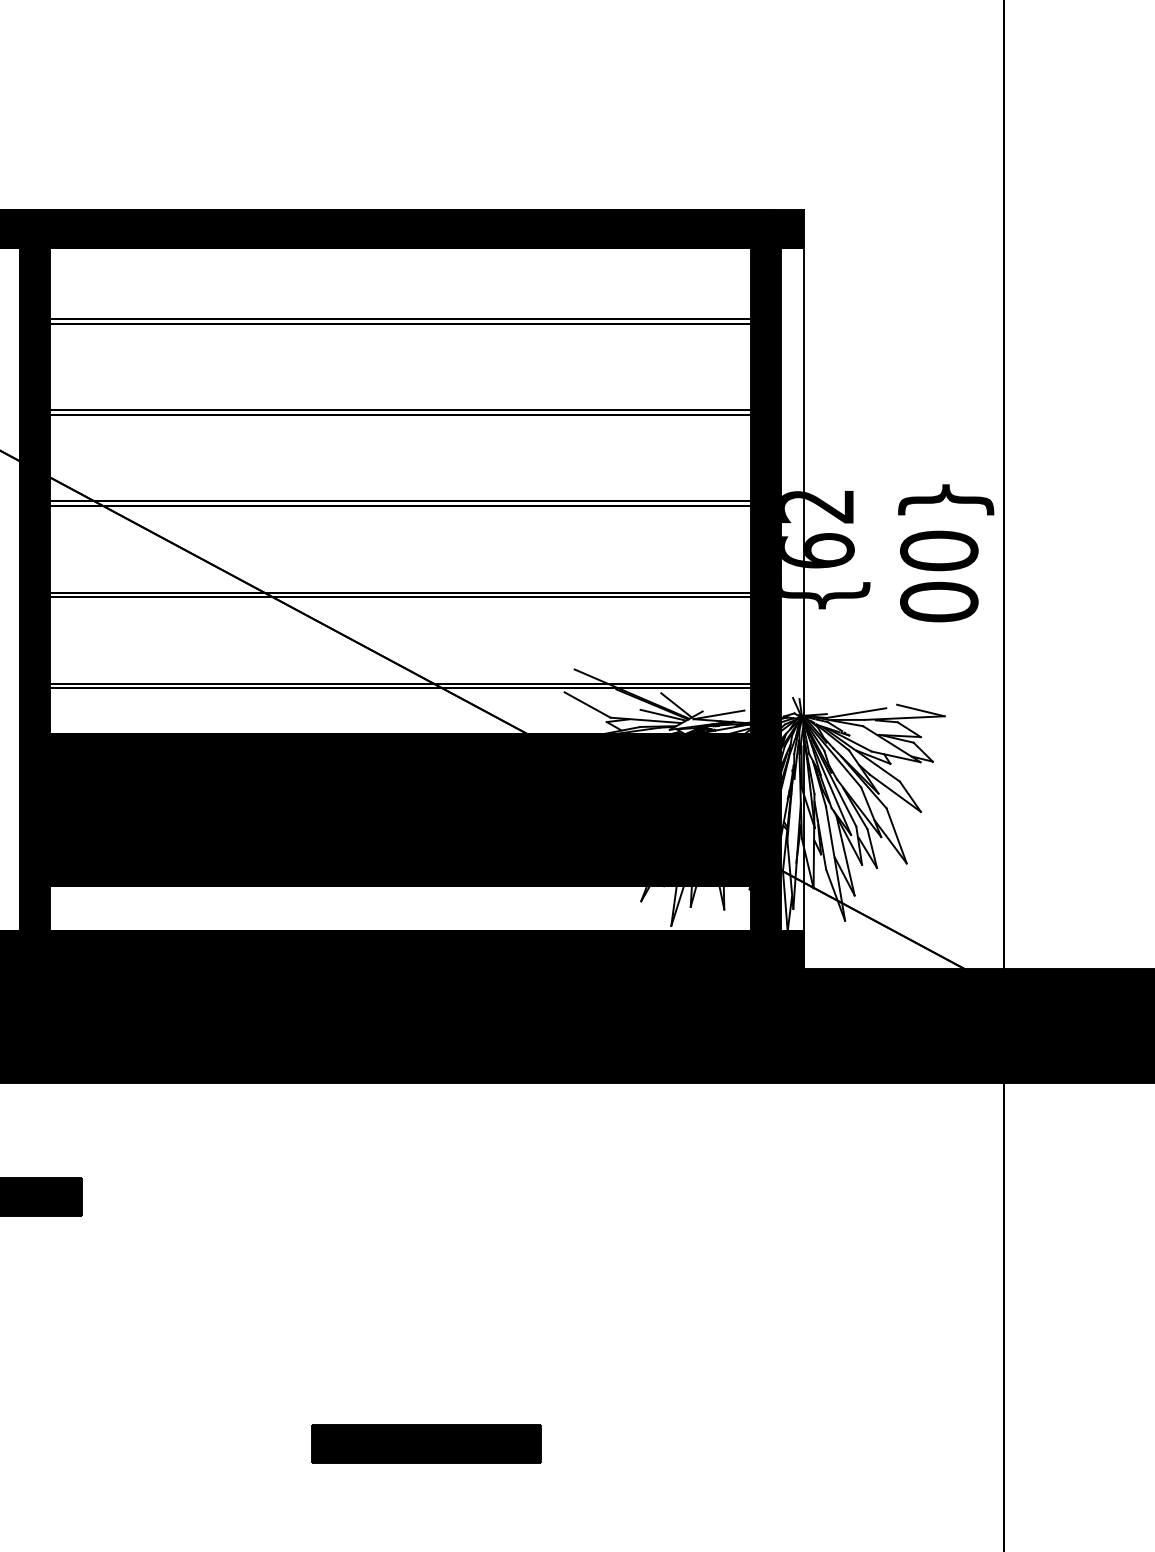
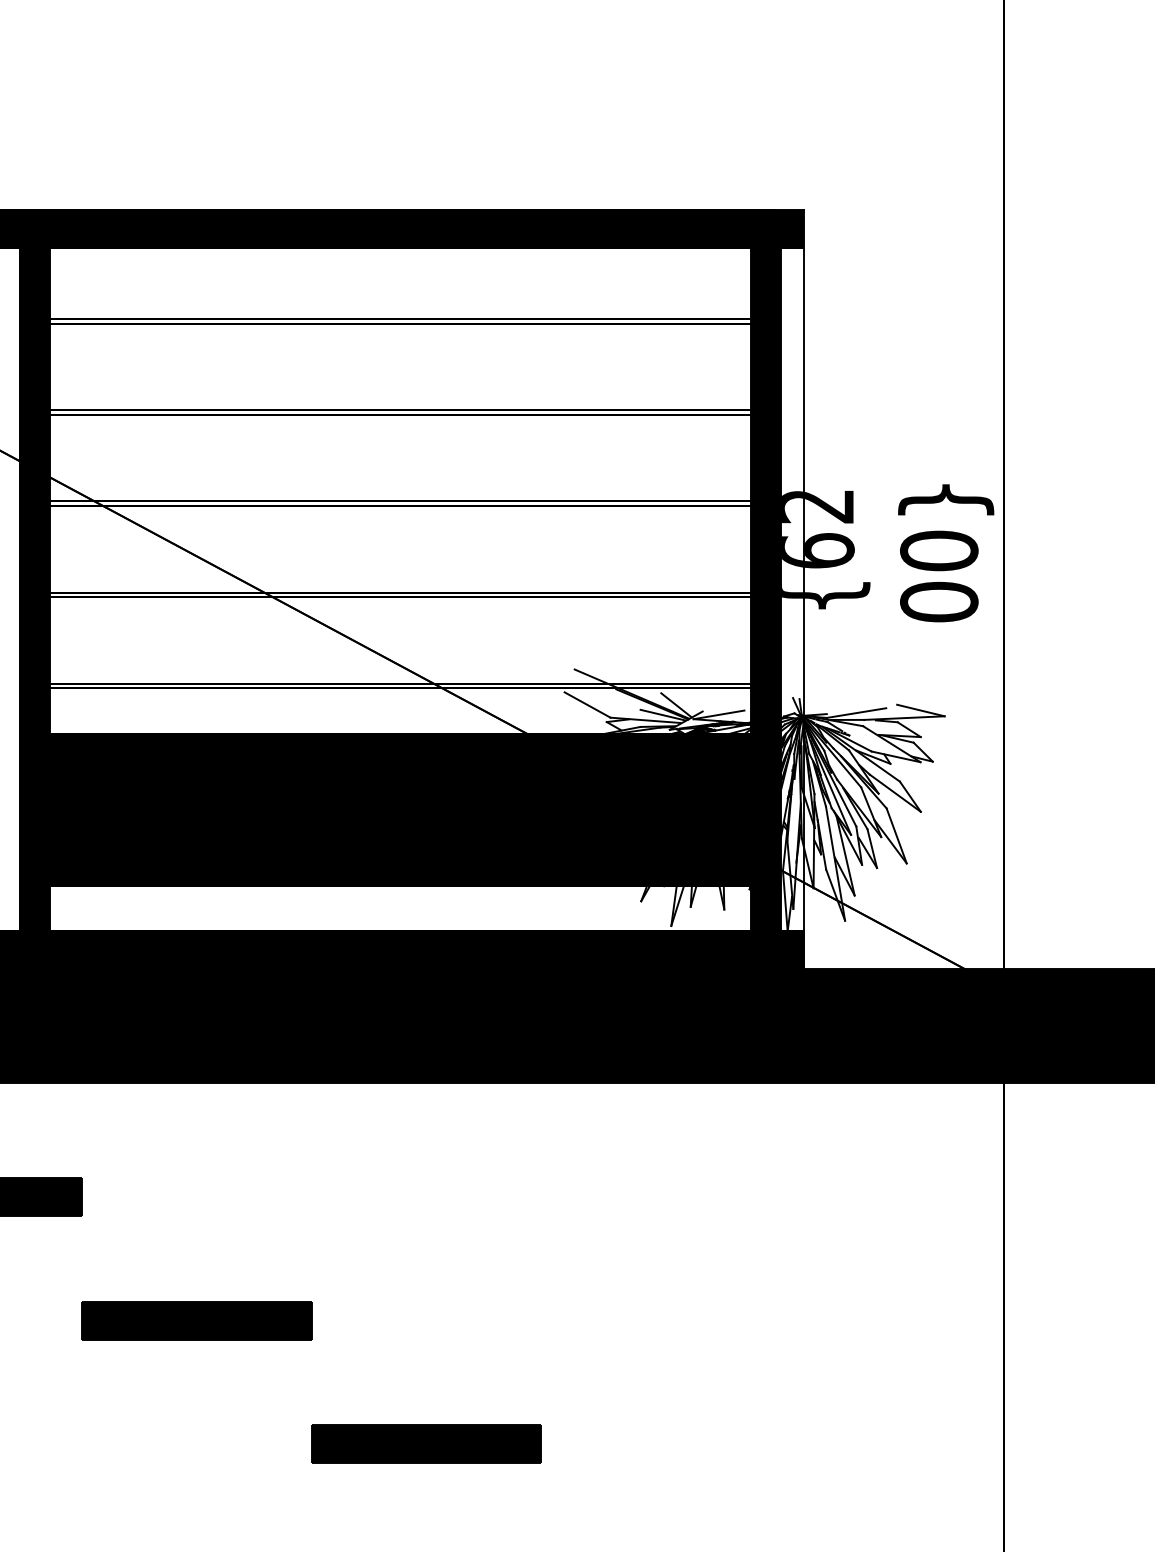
part: none -> present (196, 1320)
